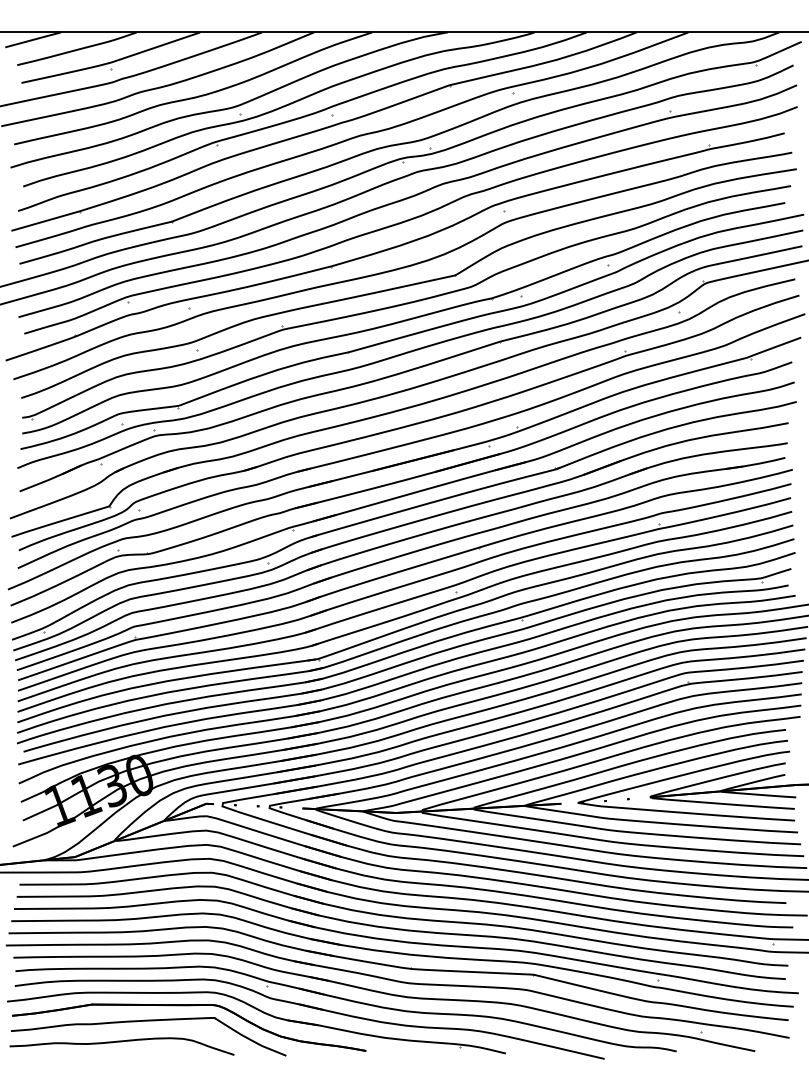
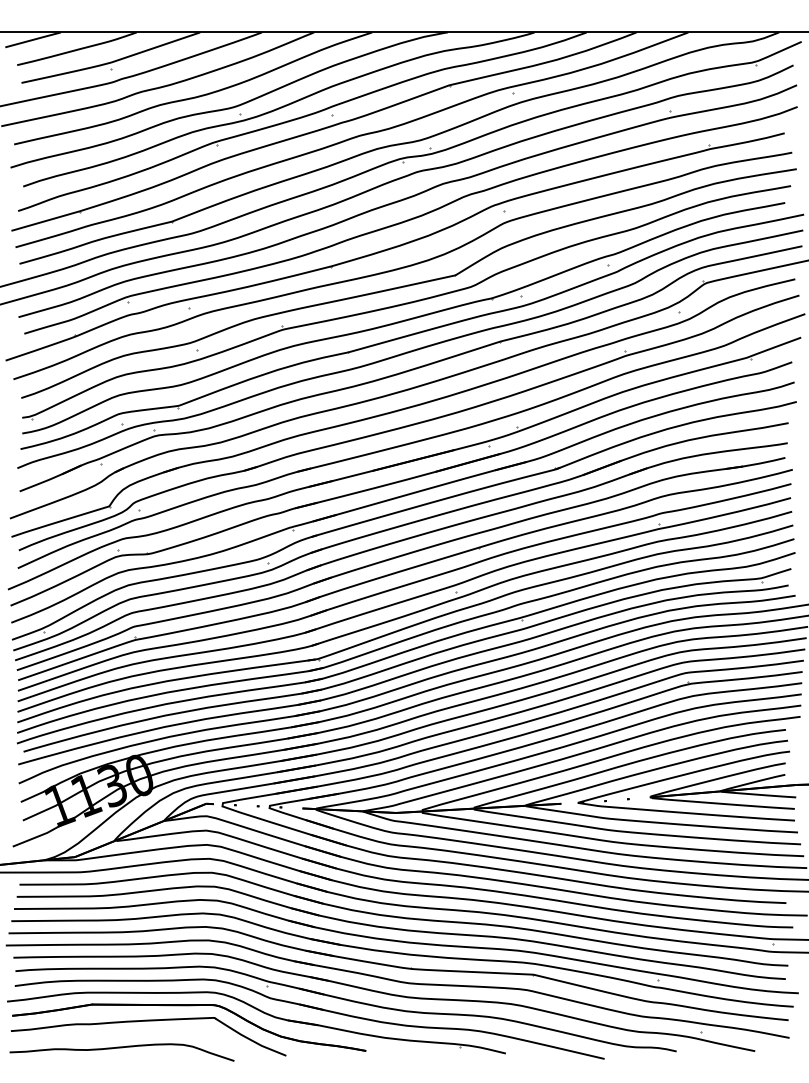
curve position: (121, 1042) -> (121, 1048) (121, 1048)
